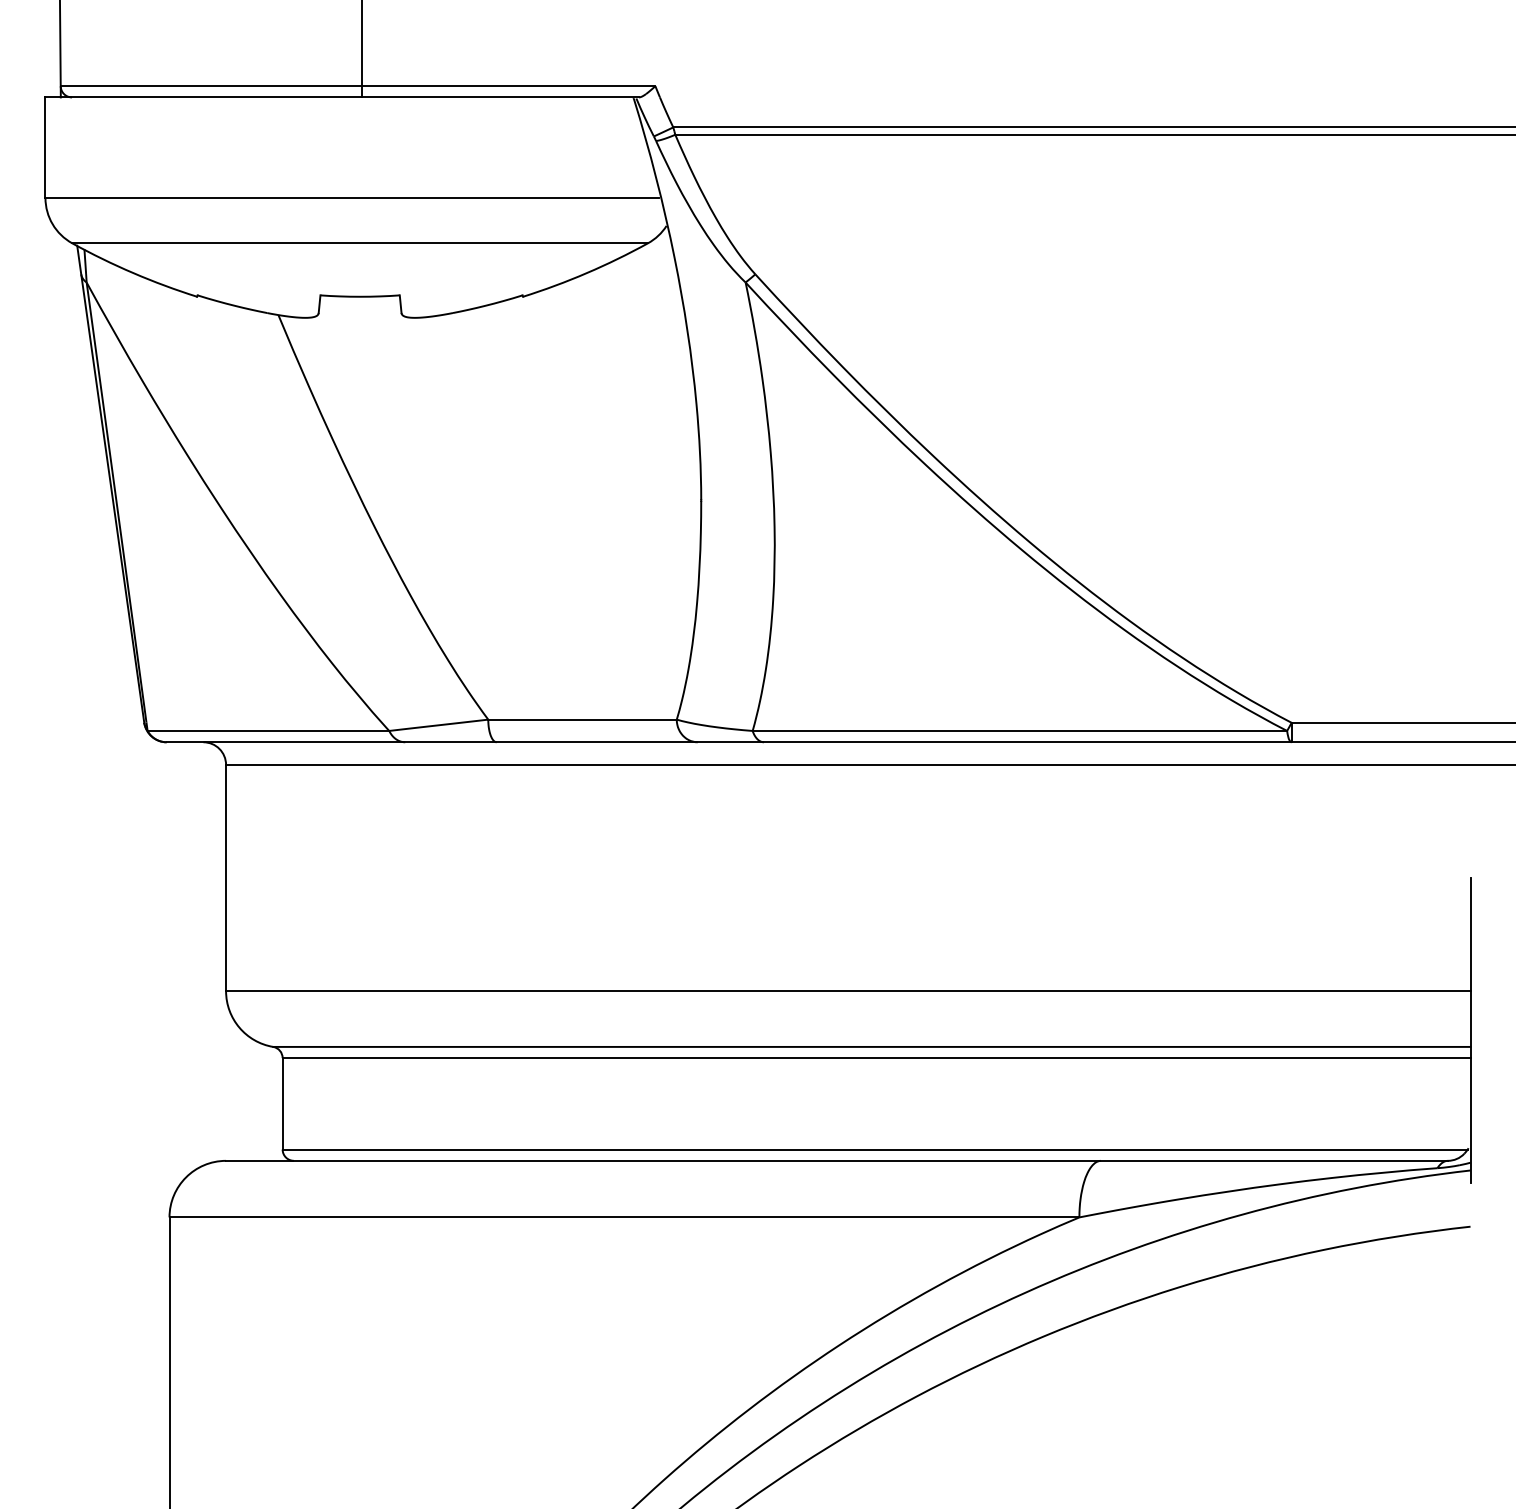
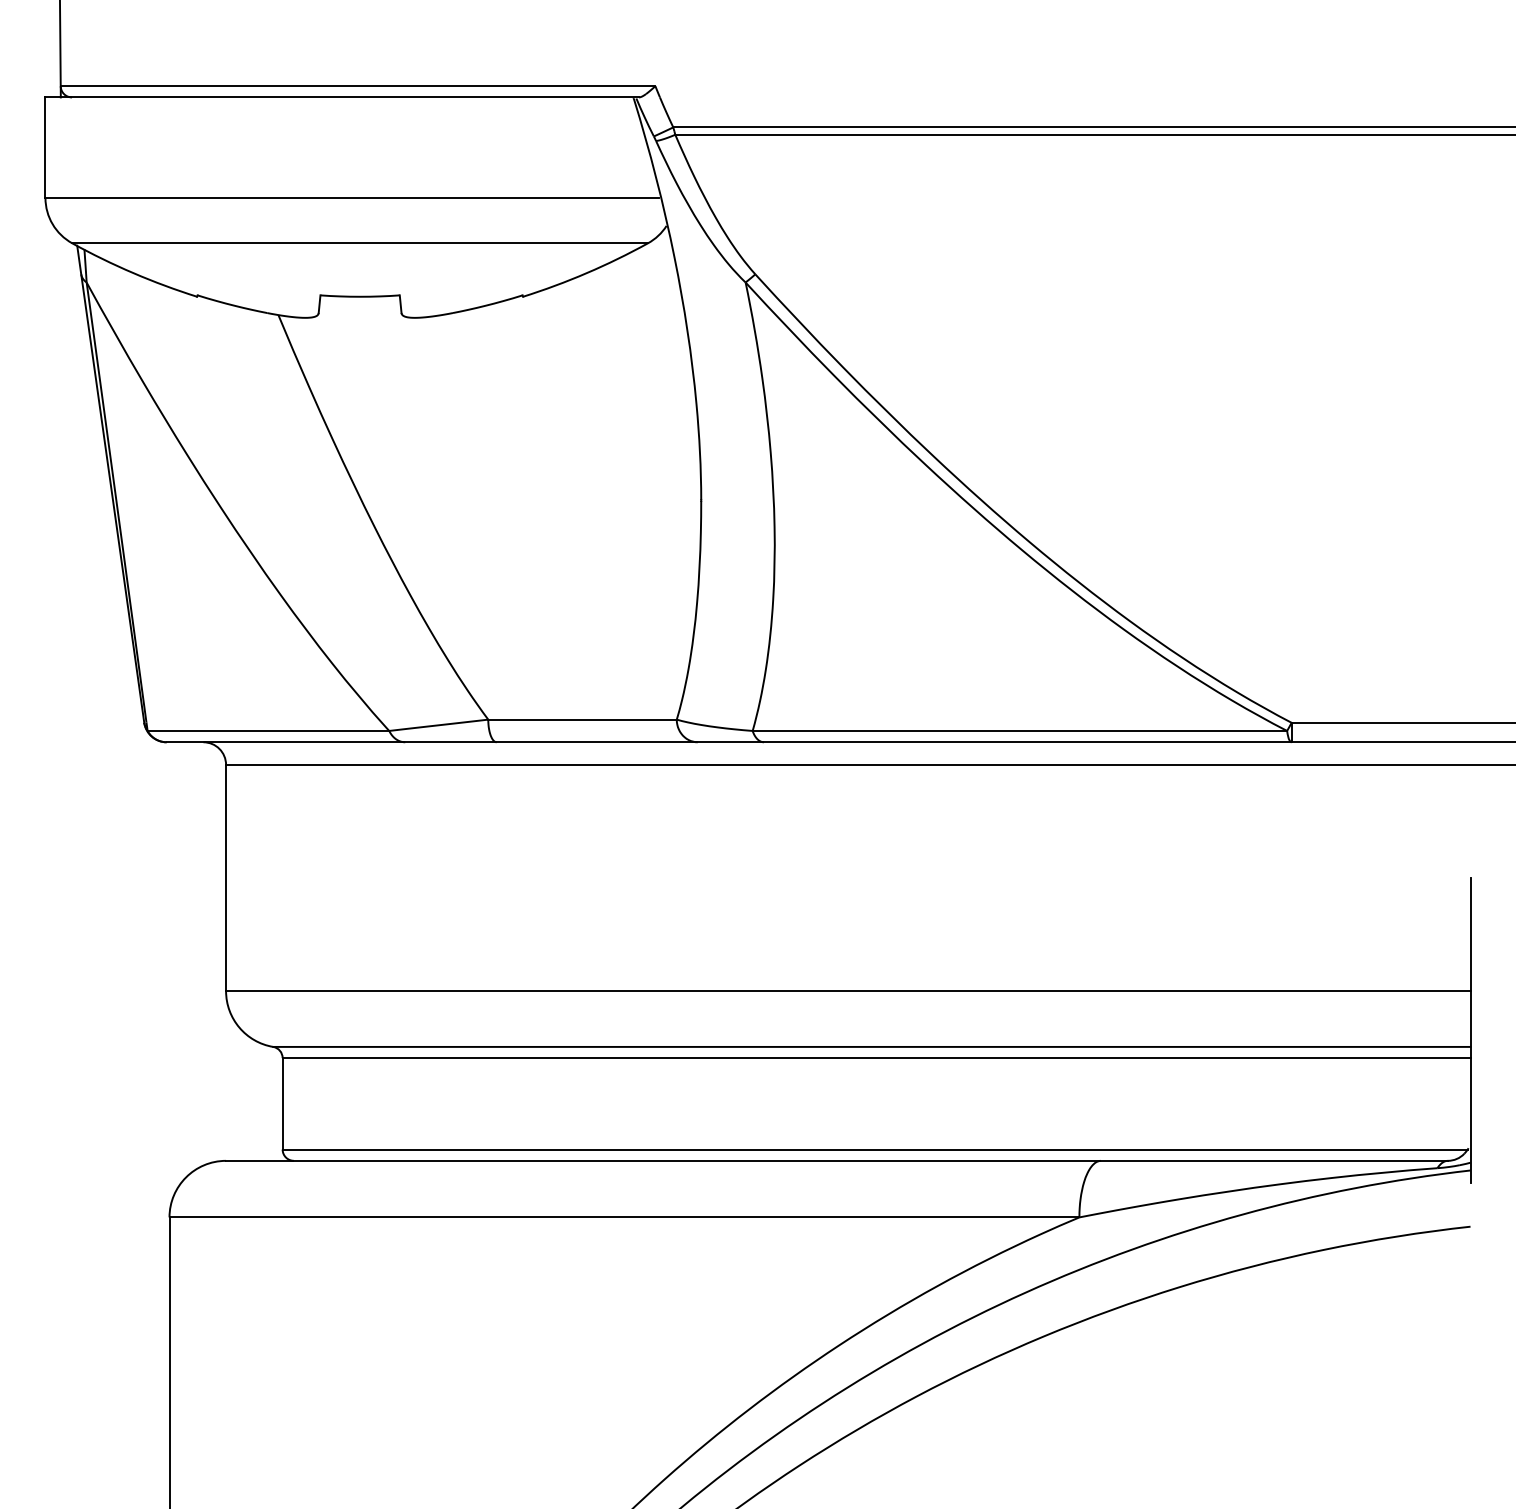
line: present -> none (361, 49)
